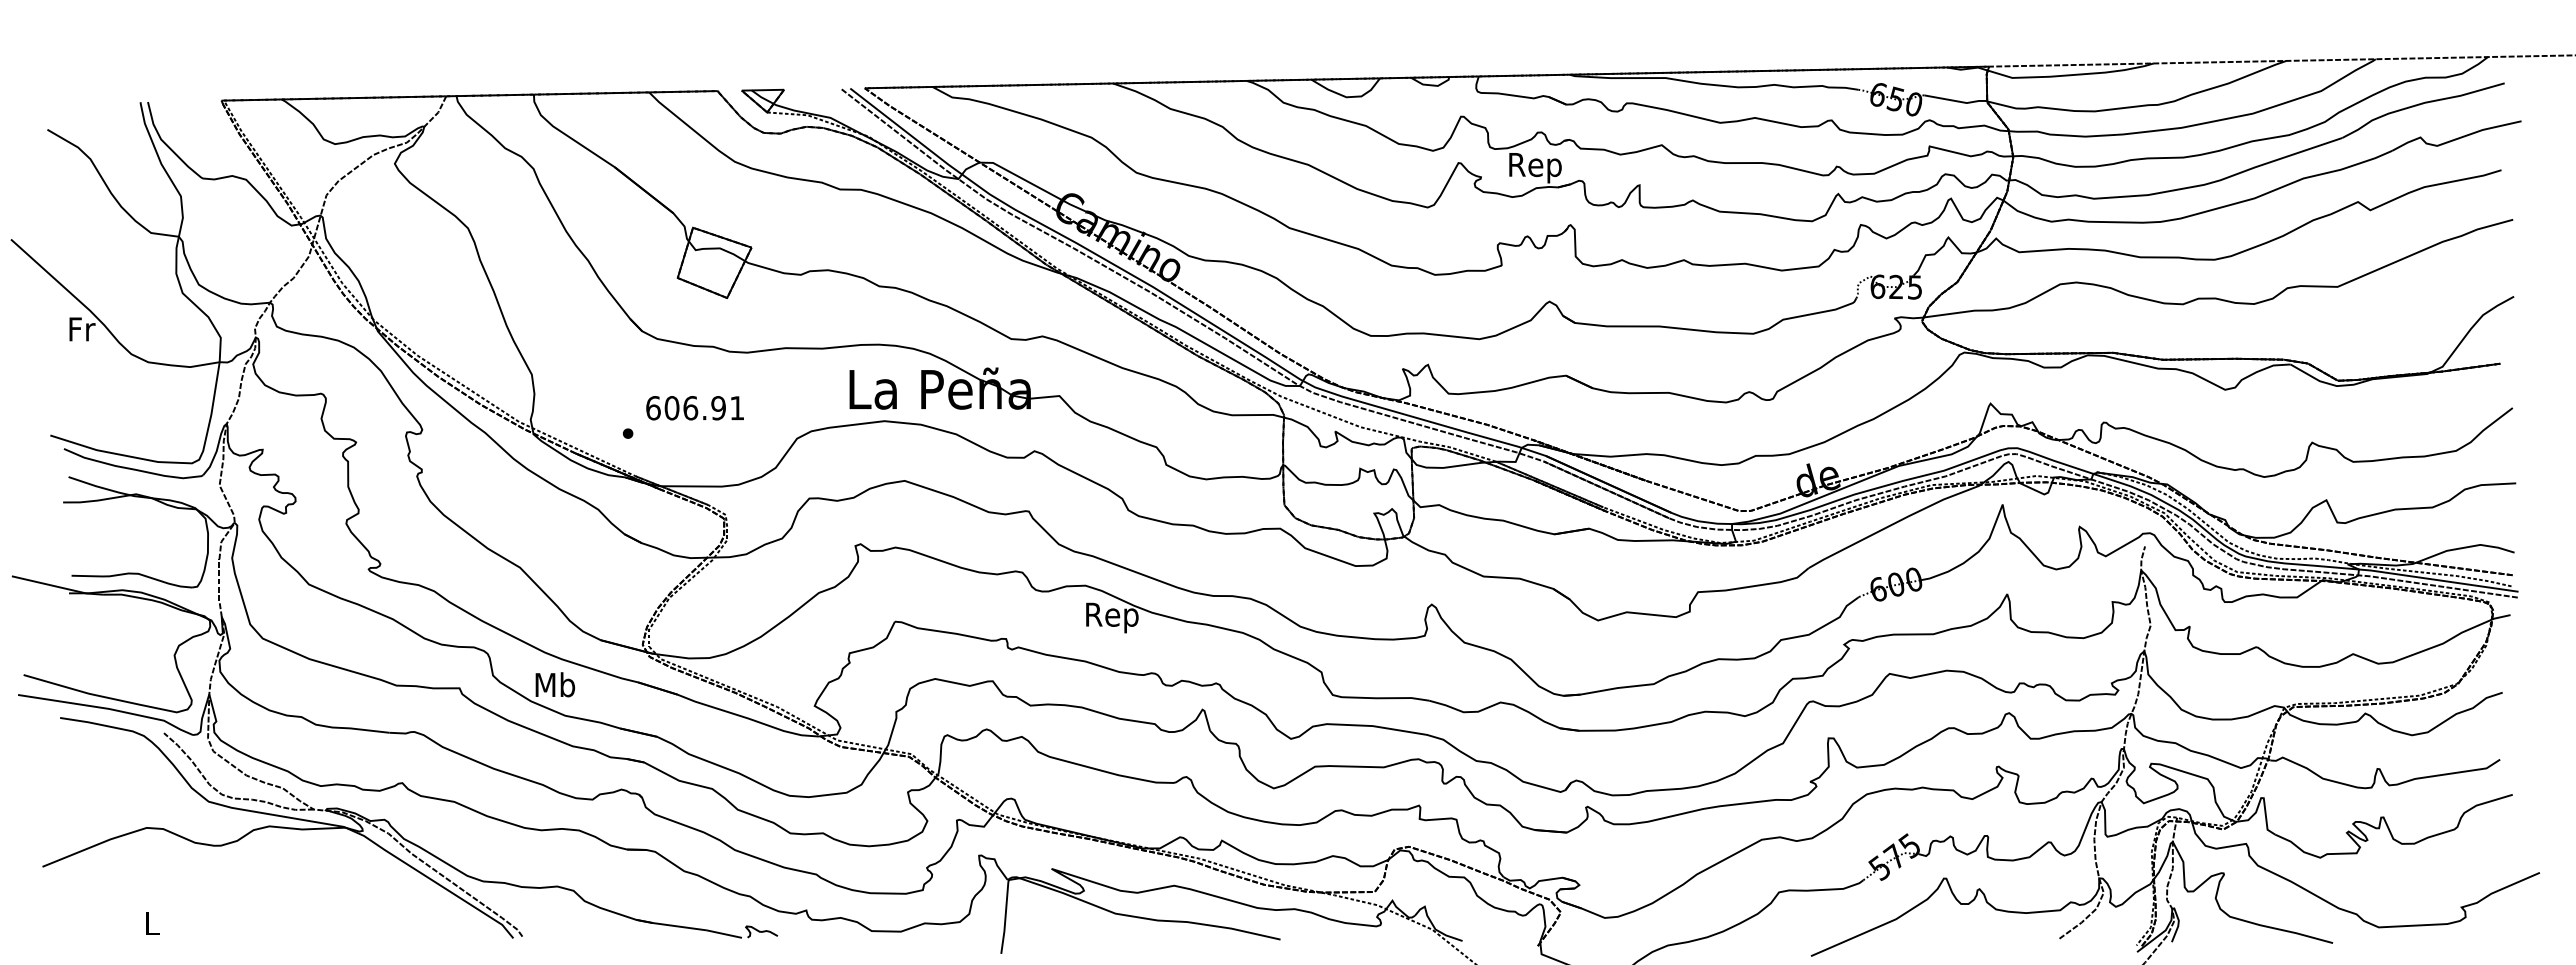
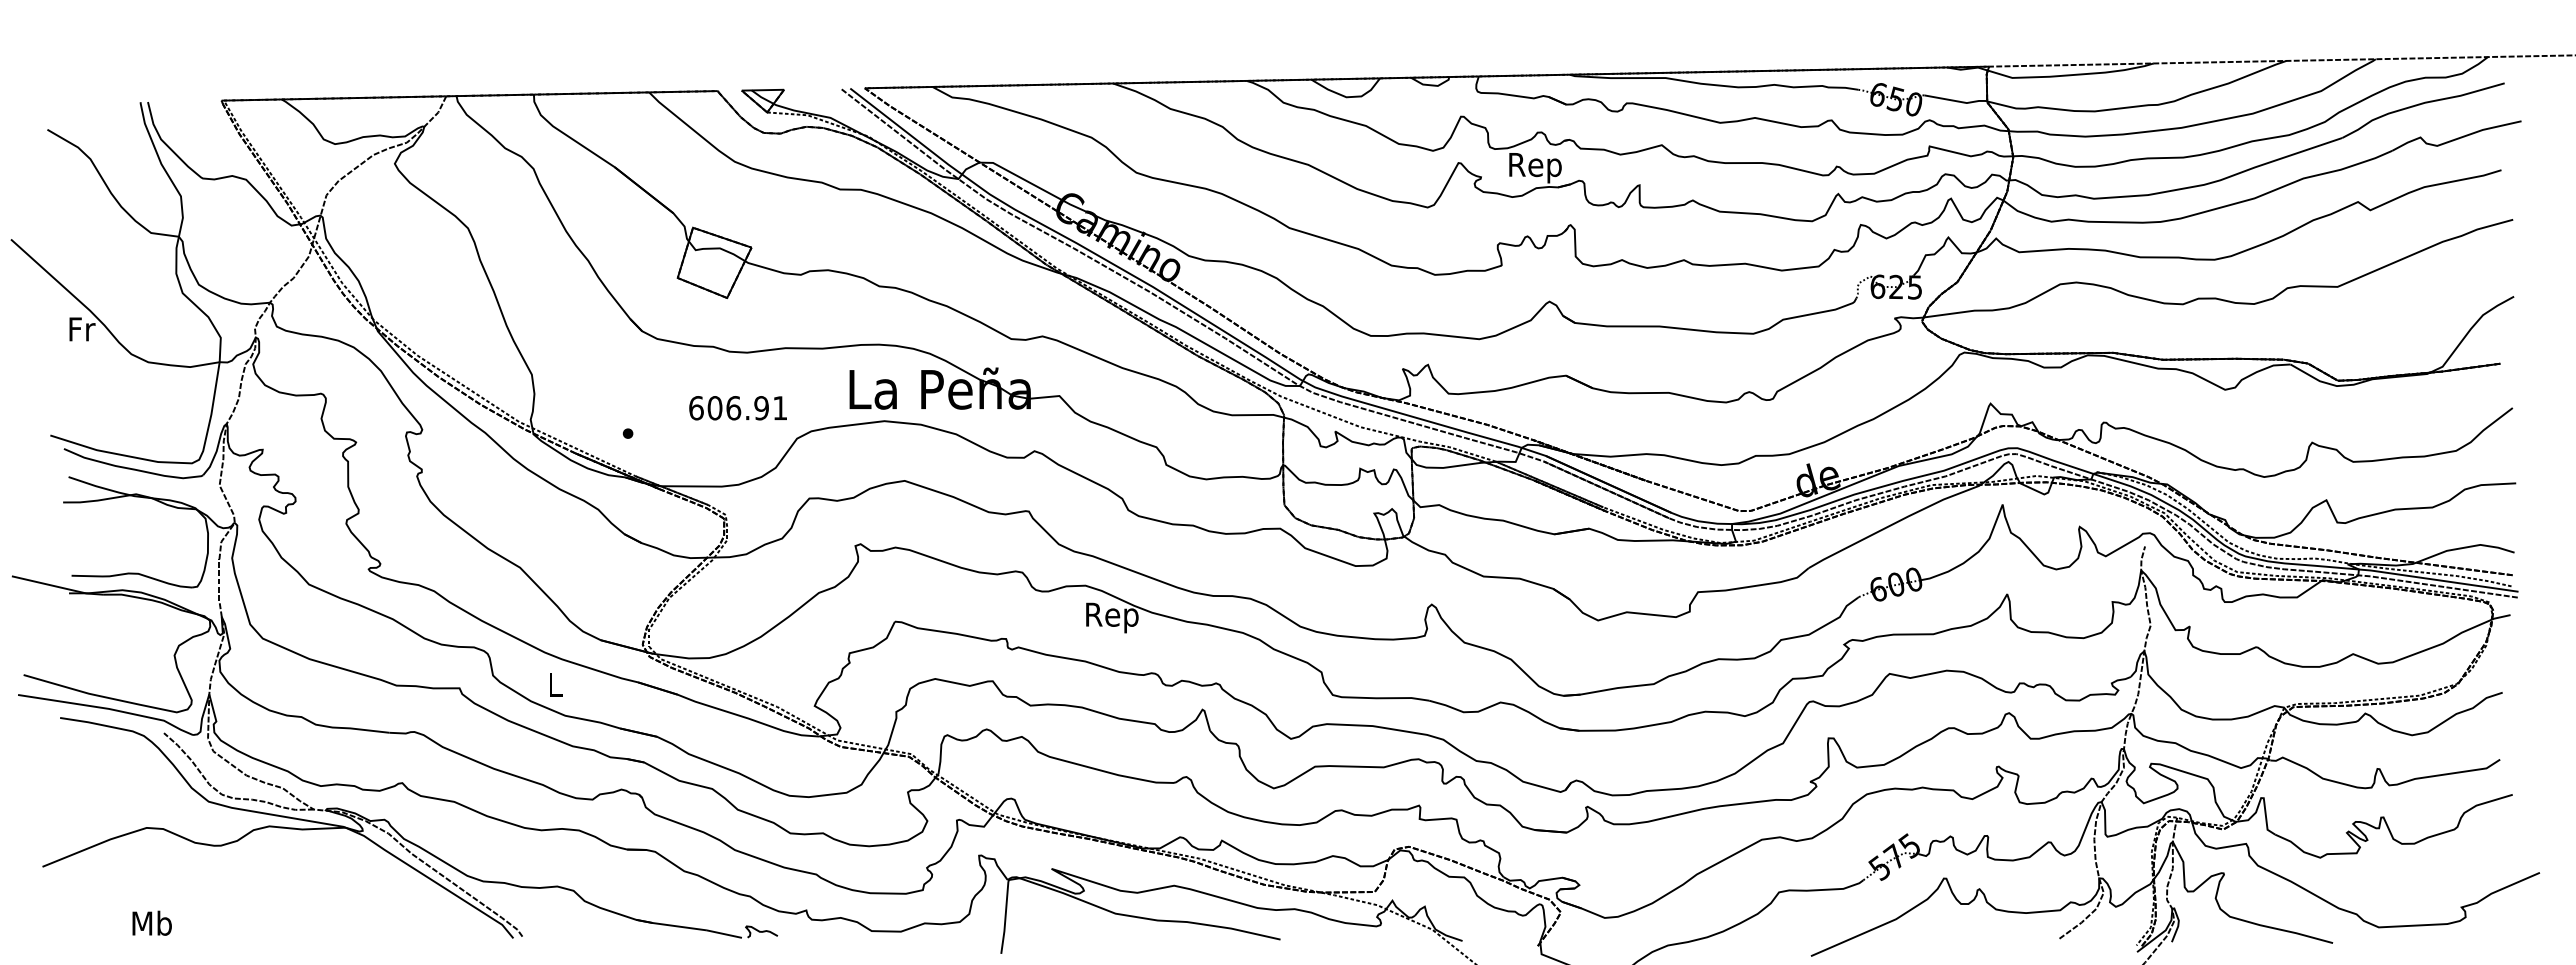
text position: (694, 408) -> (737, 408) (737, 408)
text: Mb -> L (555, 684)
text: L -> Mb (151, 922)
